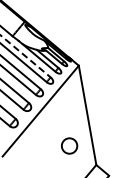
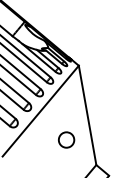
line: dashed -> solid (25, 56)
part position: (69, 145) -> (66, 139) (66, 139)
